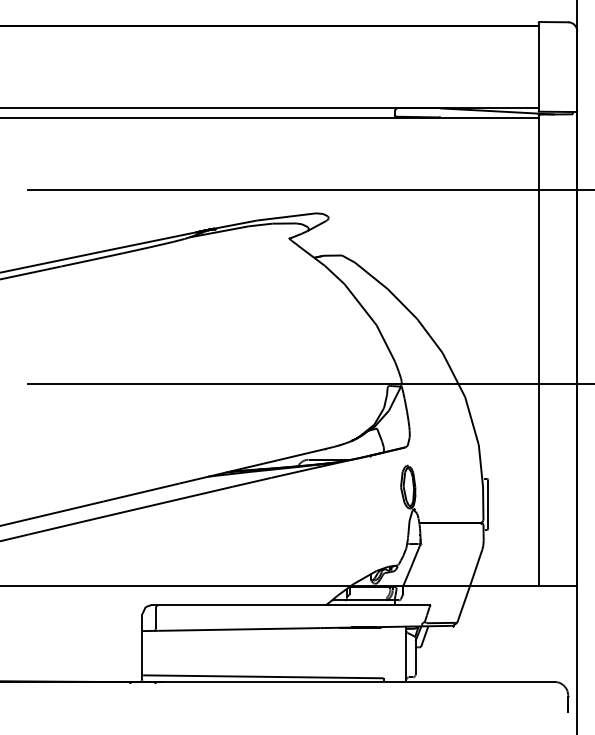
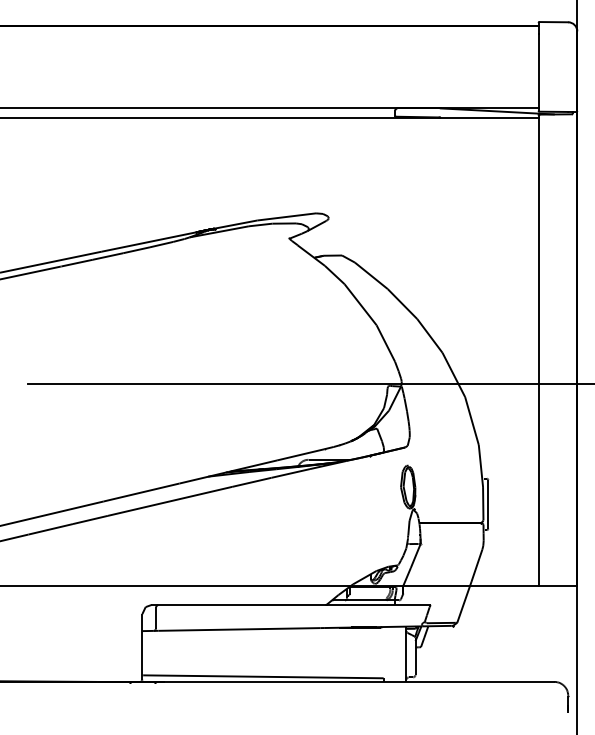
line: present -> none (309, 190)
